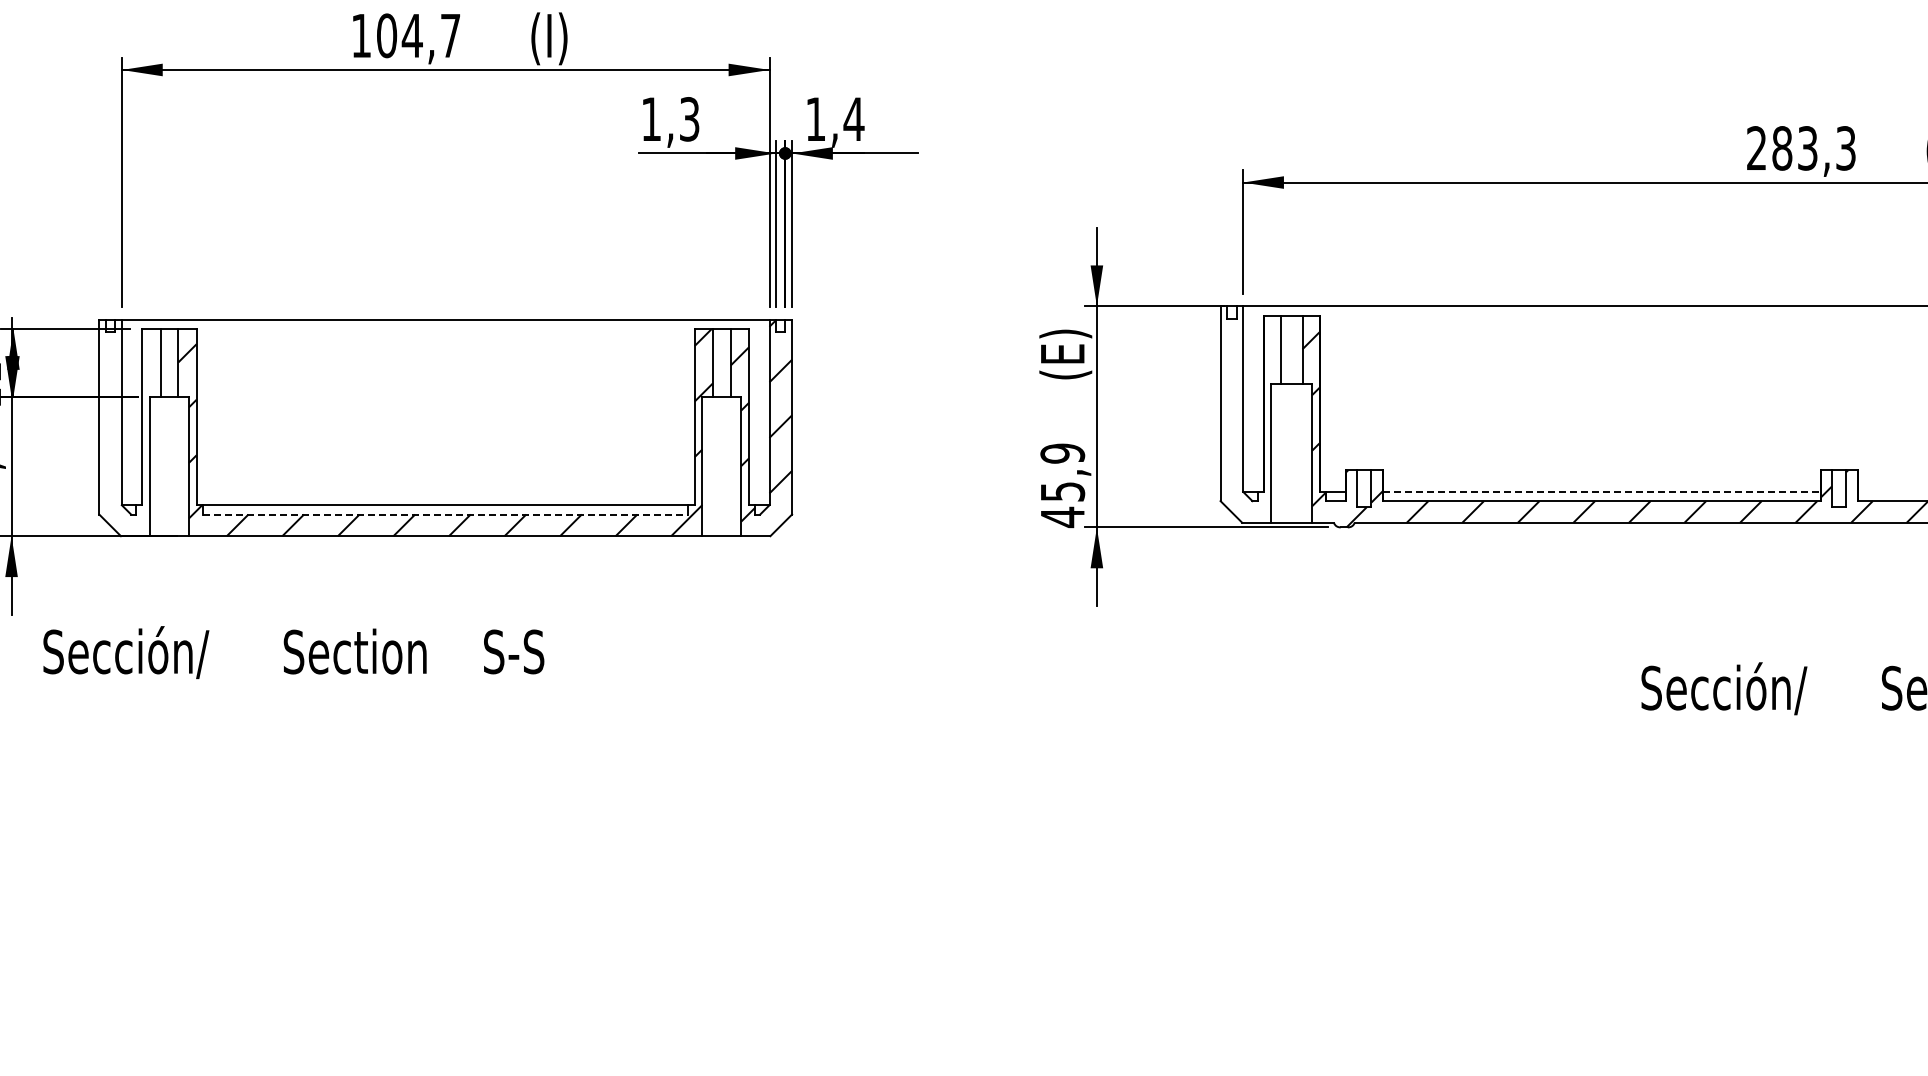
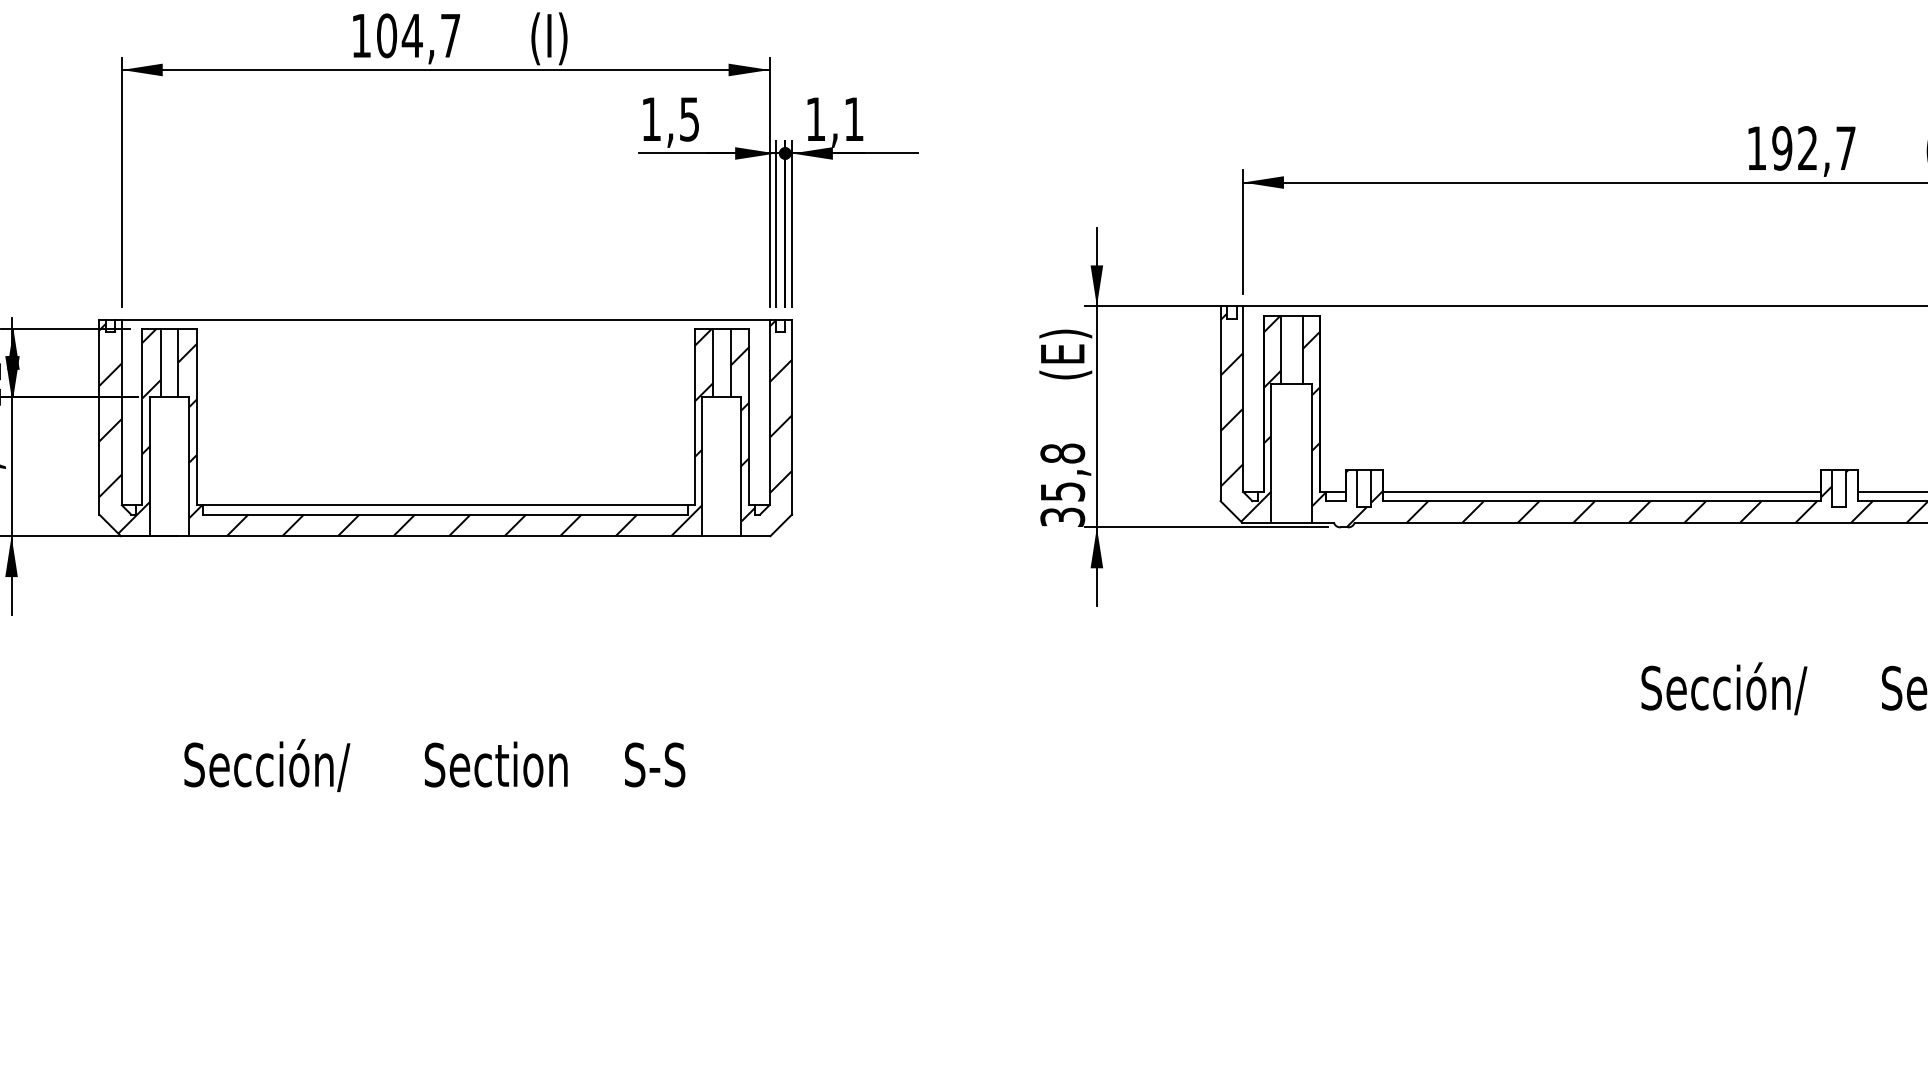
text: 1,4 -> 1,1 (853, 118)
text: 1,3 -> 1,5 (689, 119)
text: 283,3 -> 192,7 (1801, 148)
hatch: none -> present (1250, 417)
hatch: none -> present (129, 428)
text: 45,9 -> 35,8 (1062, 485)
line: dashed -> solid (1601, 491)
line: none -> present (1890, 491)
line: dashed -> solid (445, 514)
text position: (293, 652) -> (434, 765) (434, 765)
